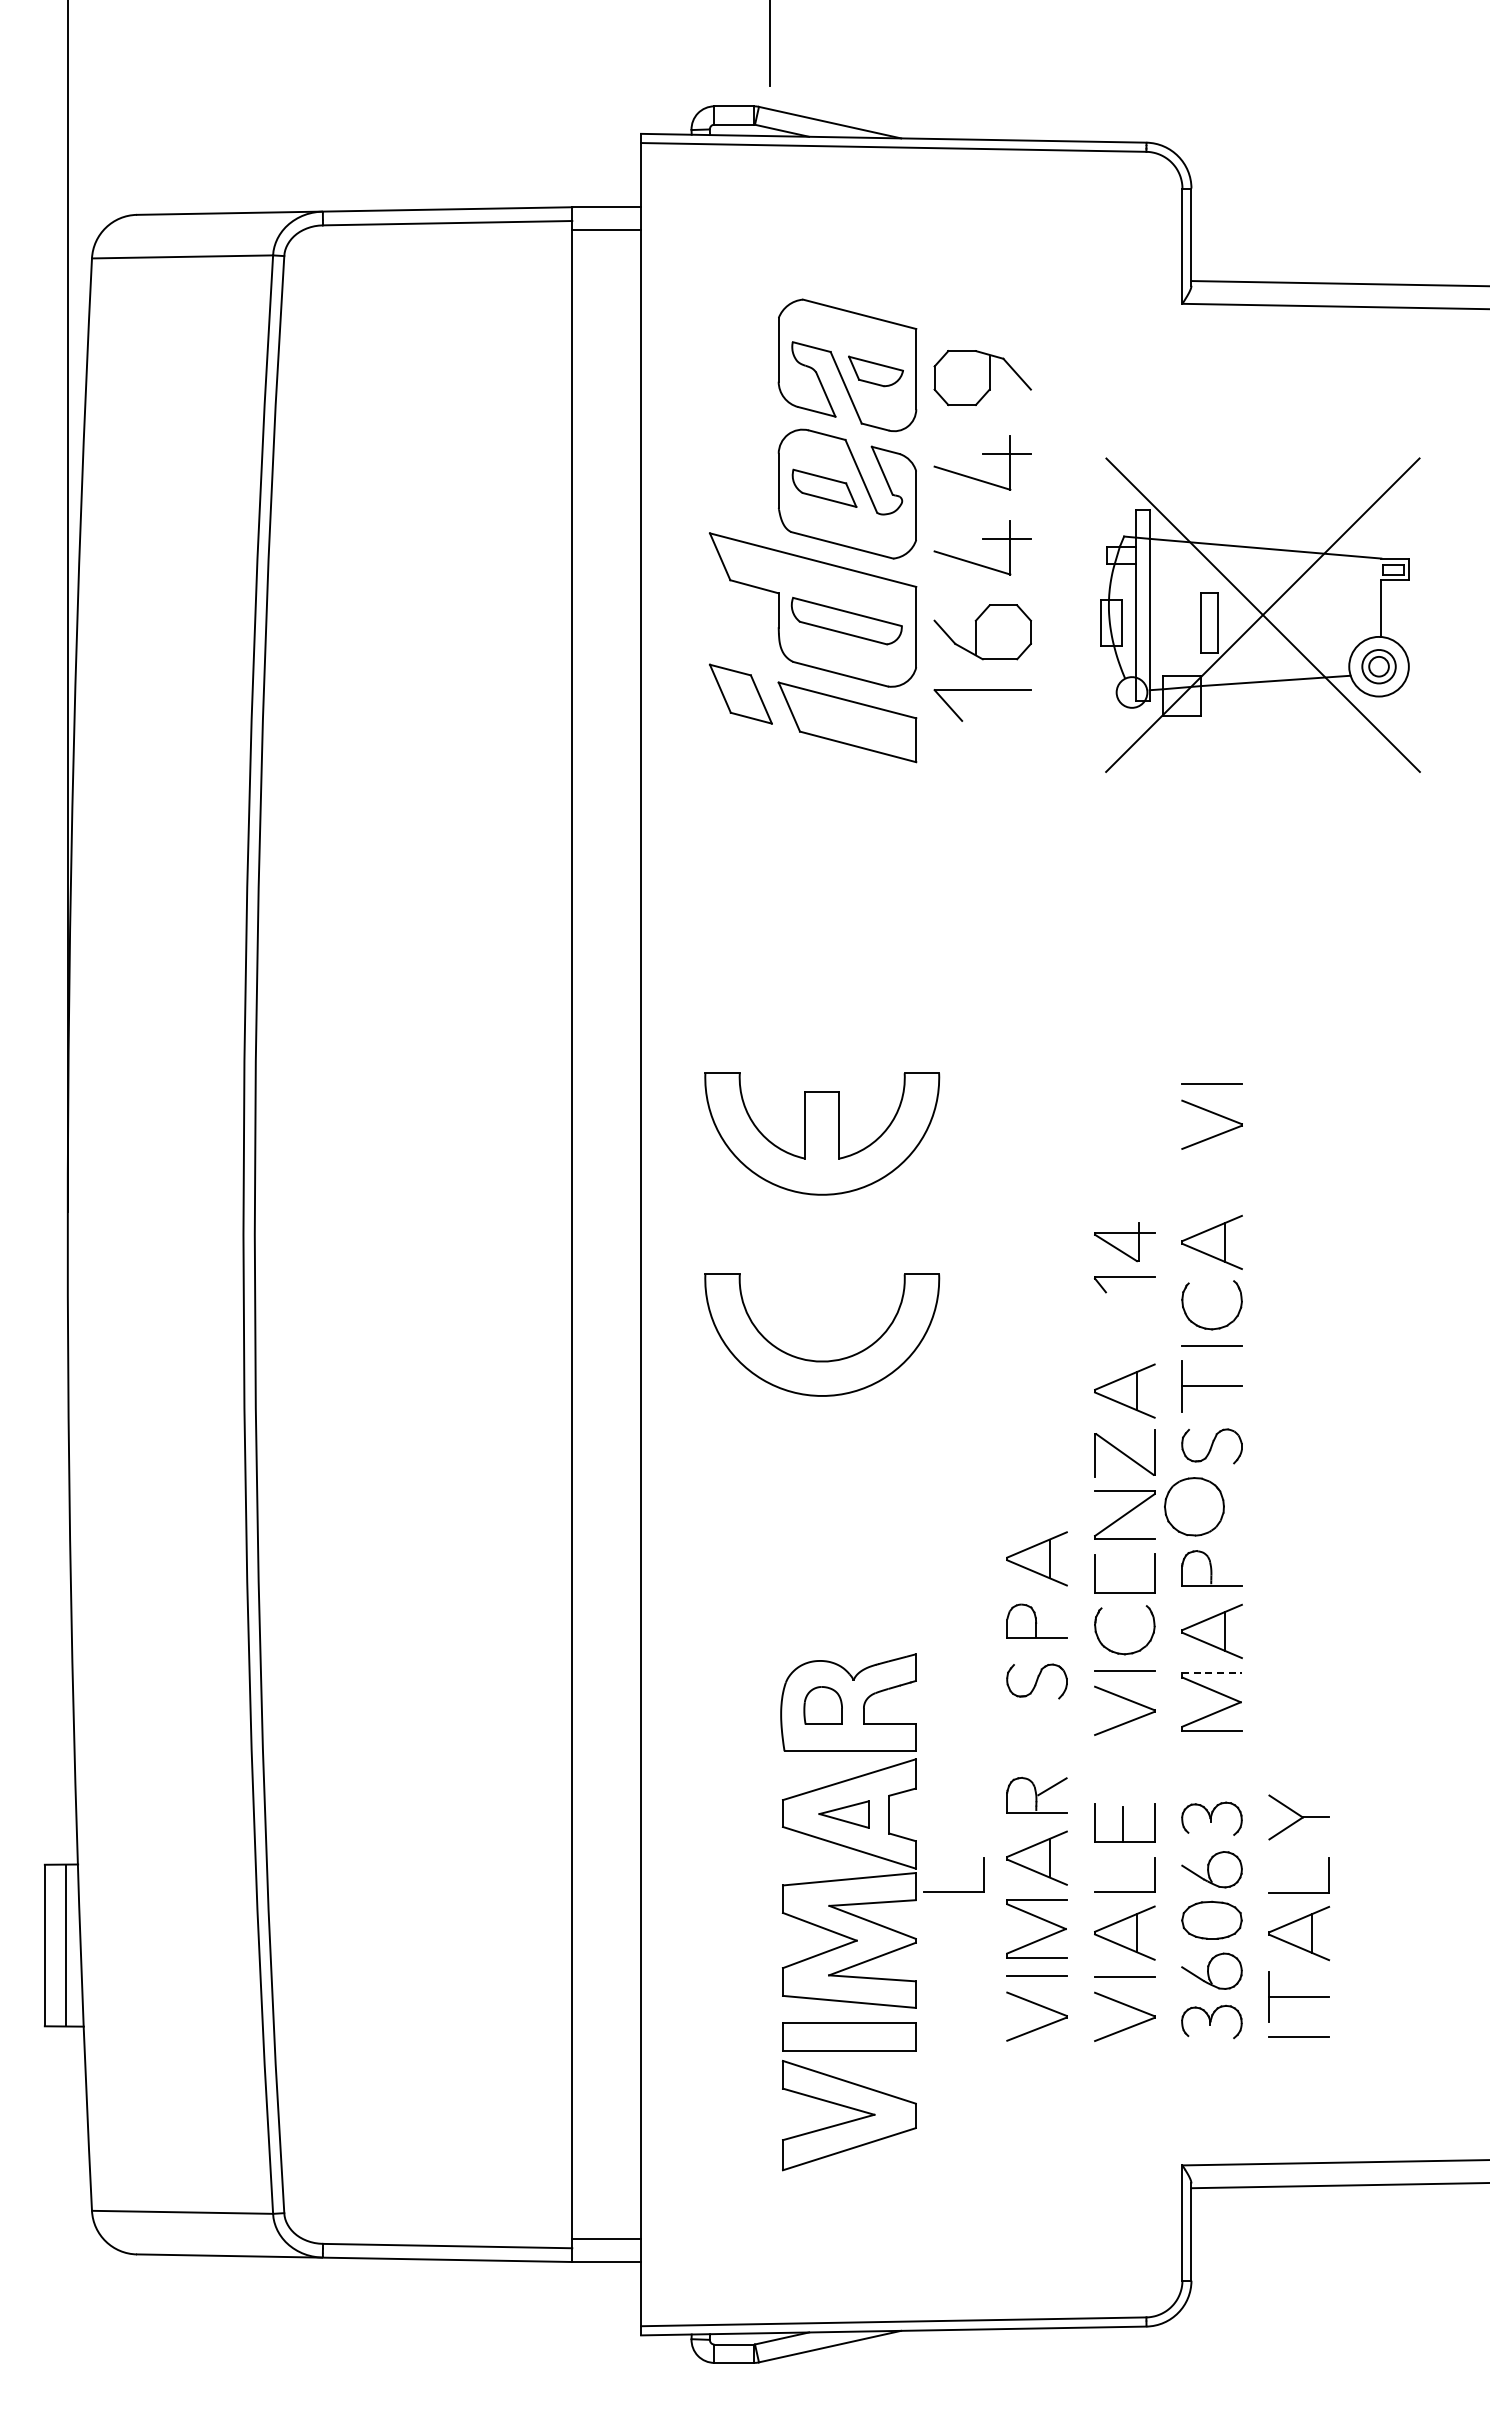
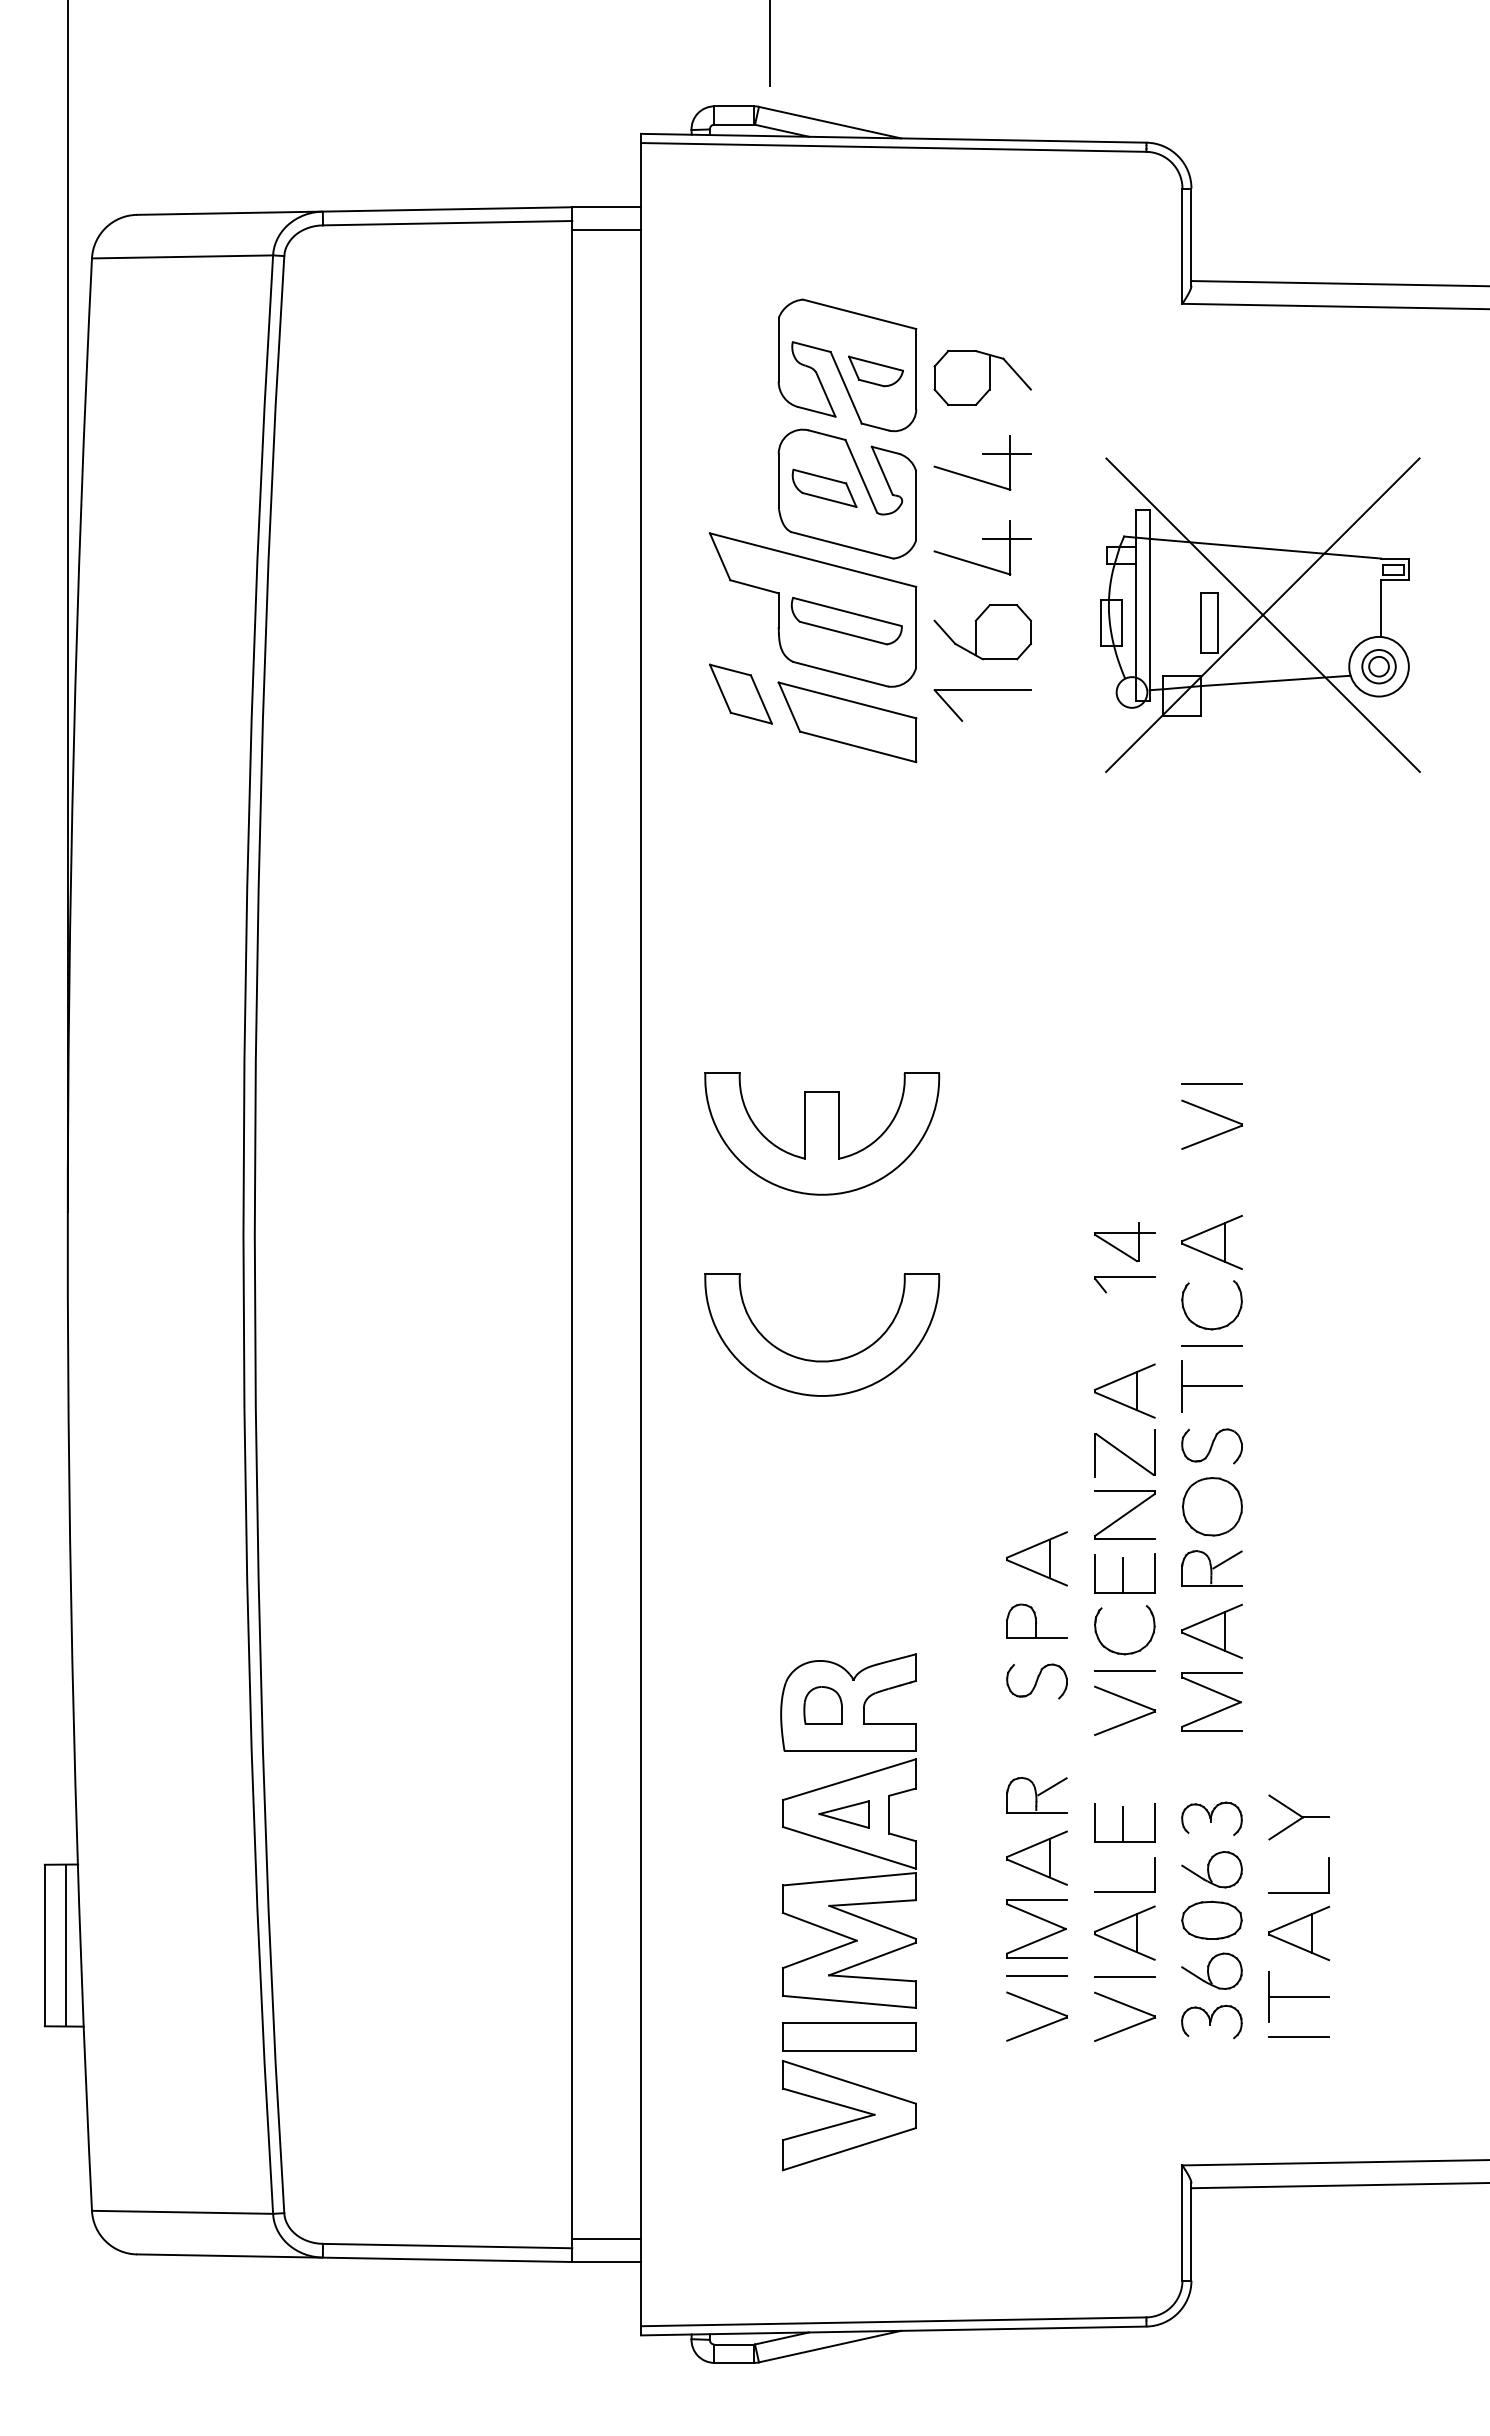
part position: (1194, 1506) -> (1212, 1506) (1212, 1506)
line: none -> present (1227, 1559)
line: none -> present (1123, 1574)
line: dashed -> solid (1212, 1673)
part: present -> none (953, 1891)
